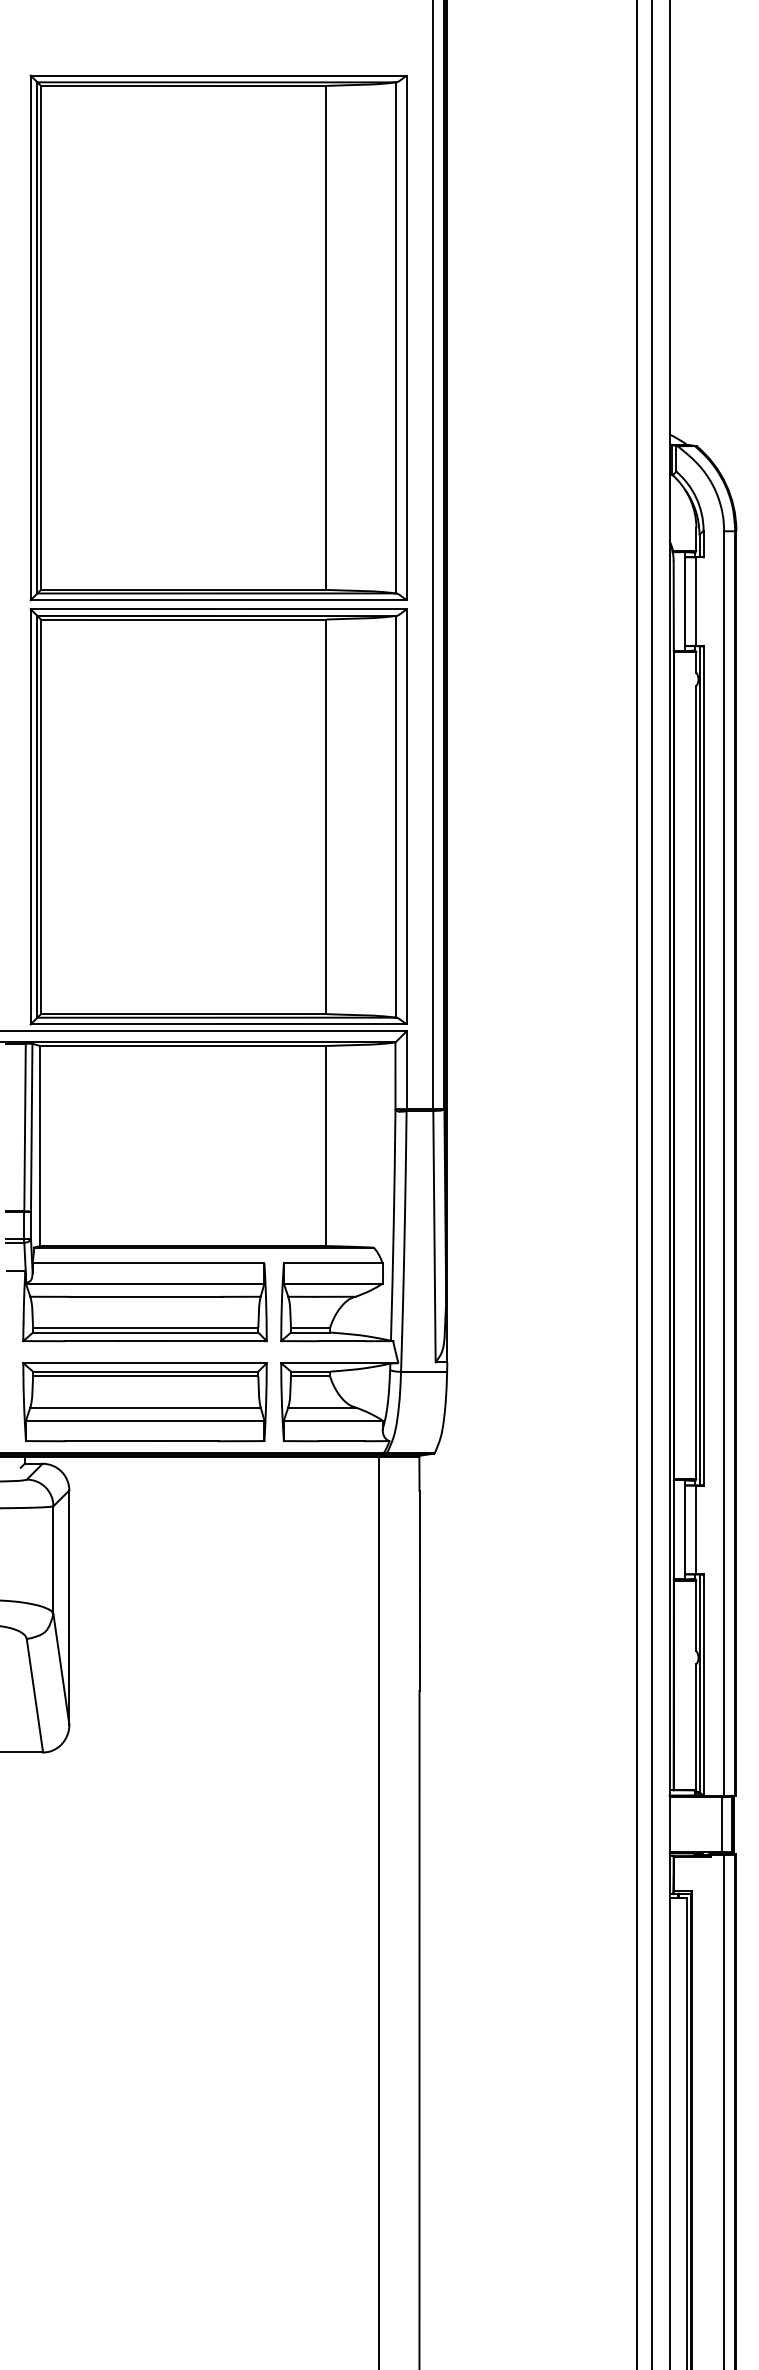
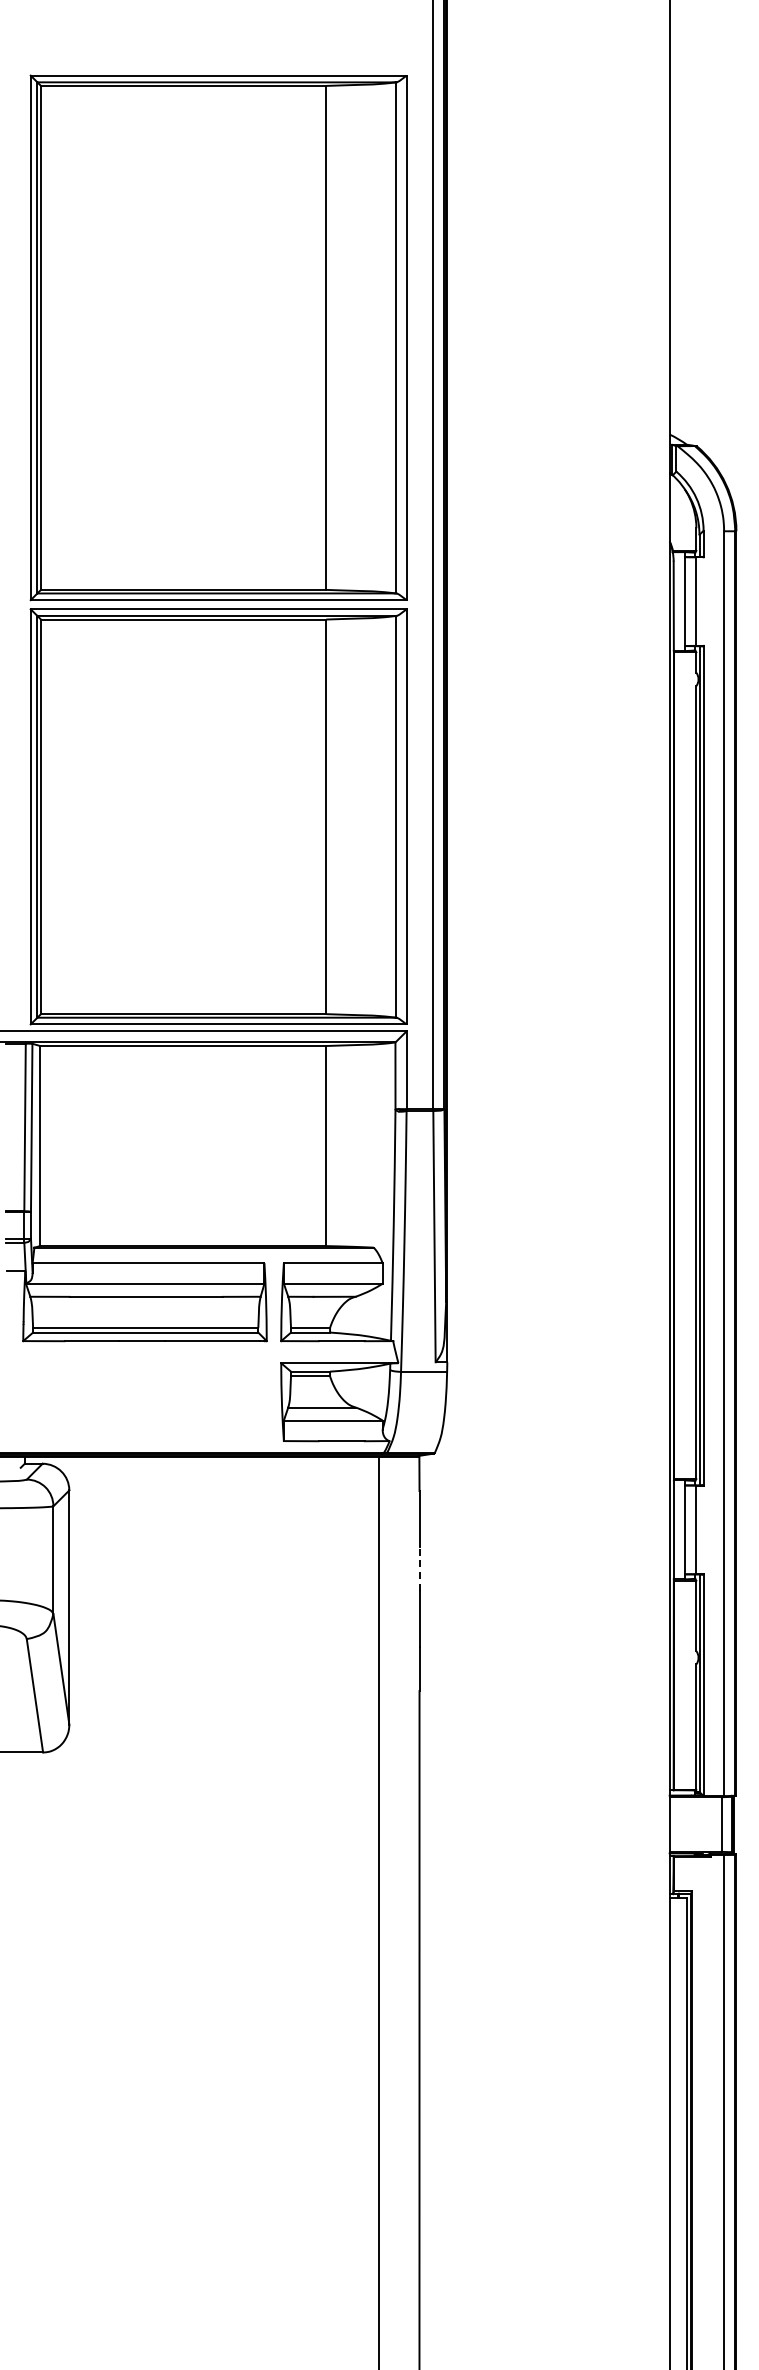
line: present -> none (637, 1184)
line: present -> none (651, 1184)
part: present -> none (144, 1402)
line: solid -> dashed (419, 1568)
